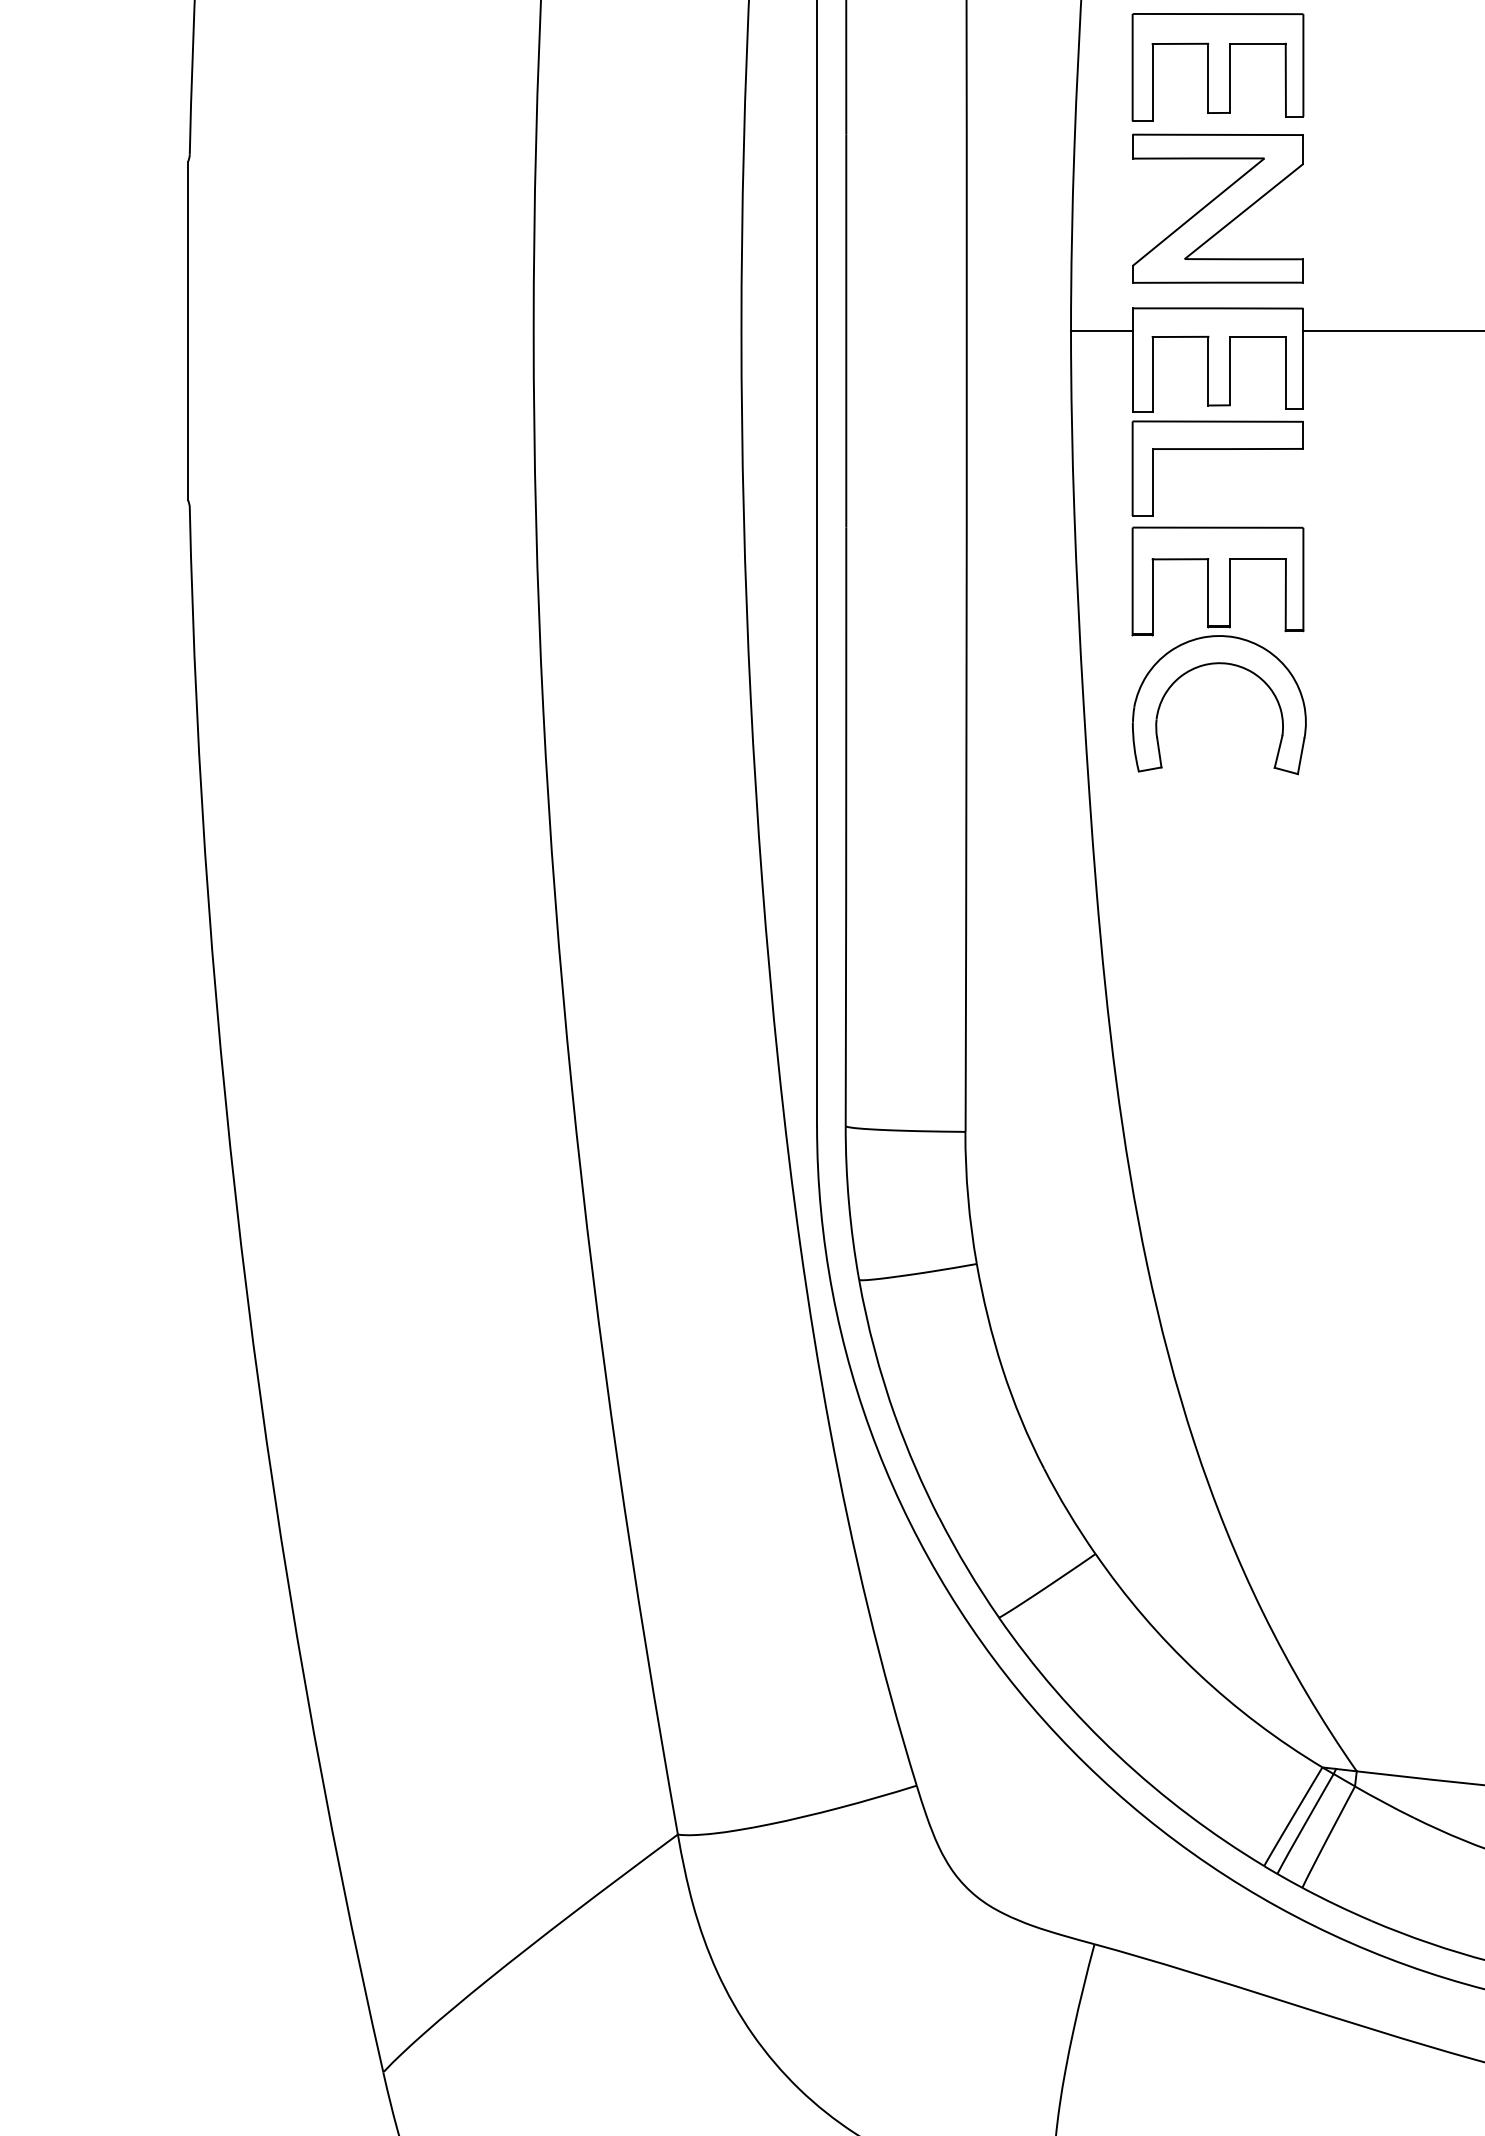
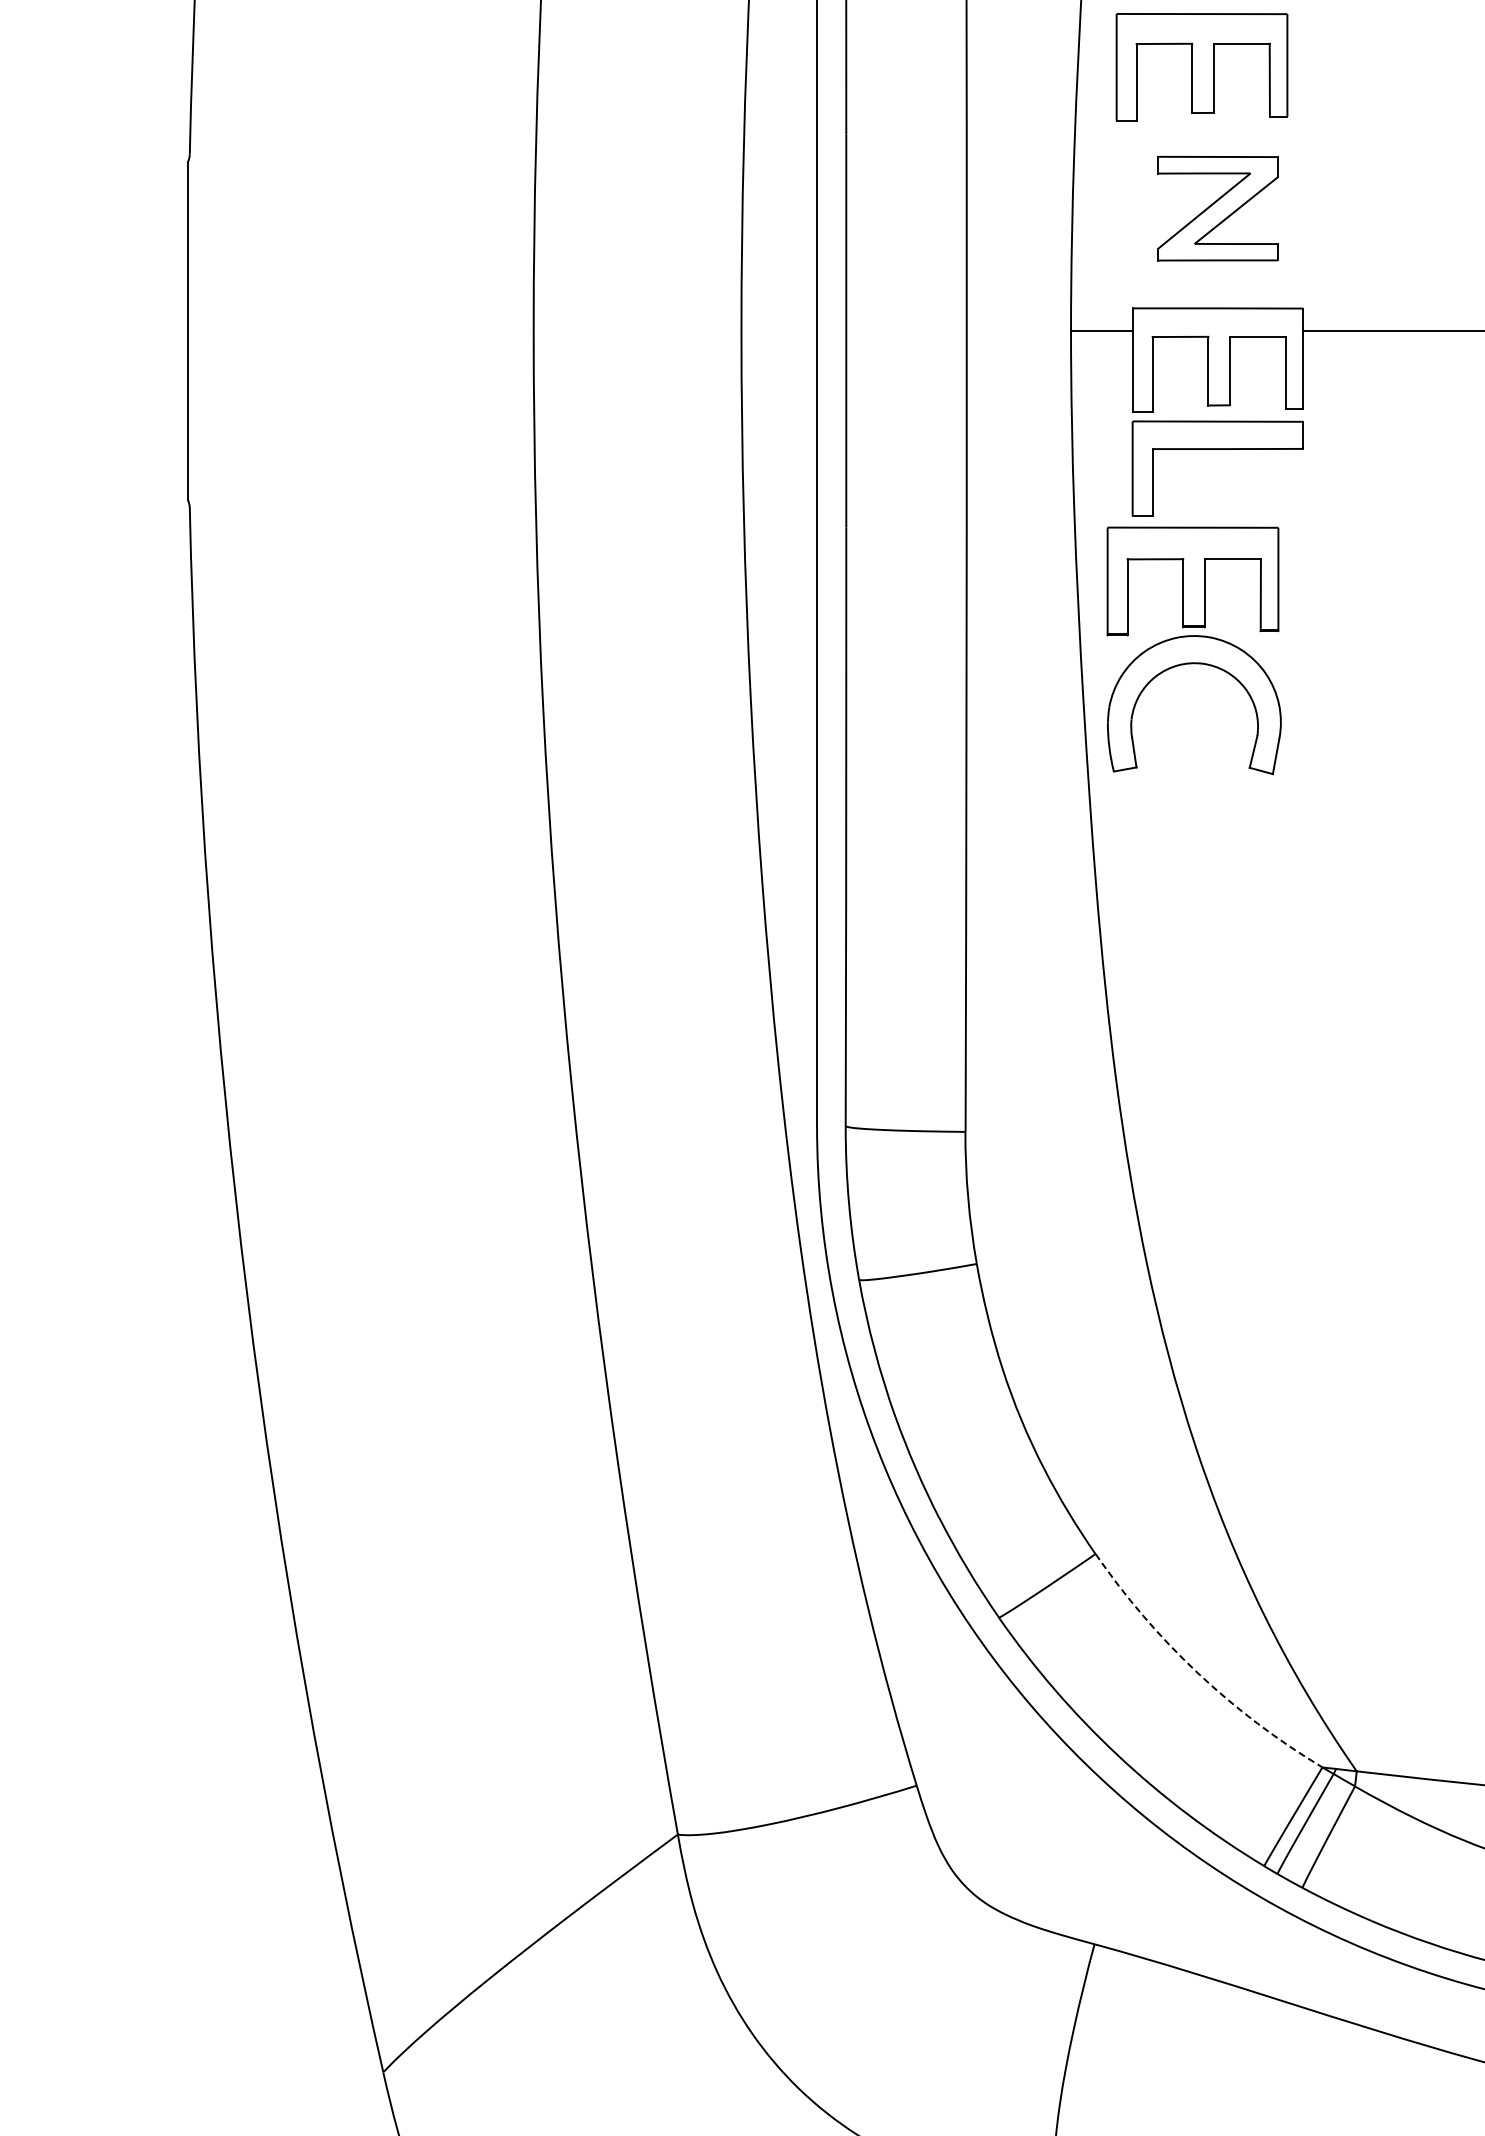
part position: (1217, 67) -> (1201, 67) (1201, 67)
part size: 172x151 px -> 122x107 px (1217, 208)
part position: (1218, 650) -> (1193, 650) (1193, 650)
arc: solid -> dashed (1197, 1672)
